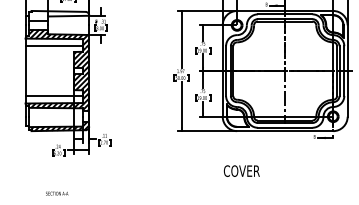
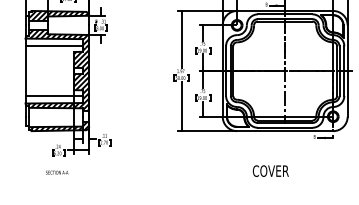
hatch: none -> present (58, 16)
text position: (241, 170) -> (270, 170) (270, 170)
text position: (57, 193) -> (57, 172) (57, 172)
